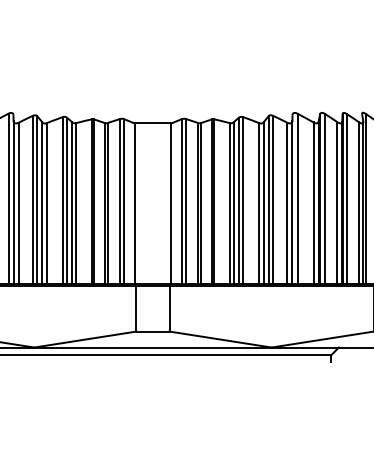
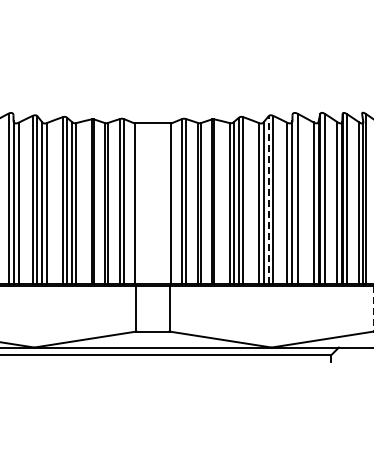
line: solid -> dashed (268, 199)
line: solid -> dashed (373, 308)
